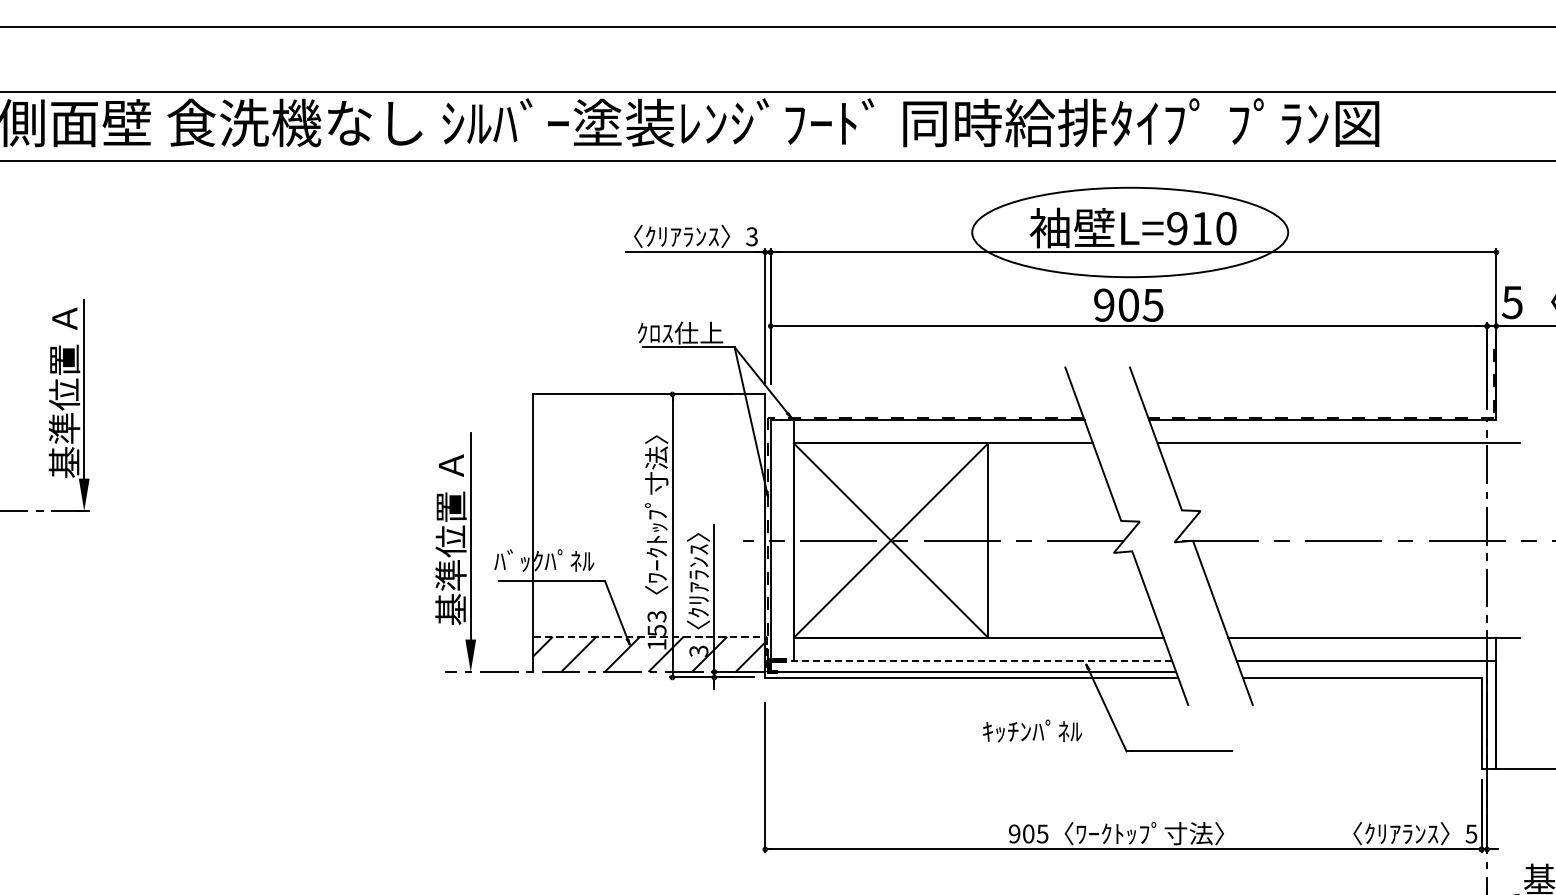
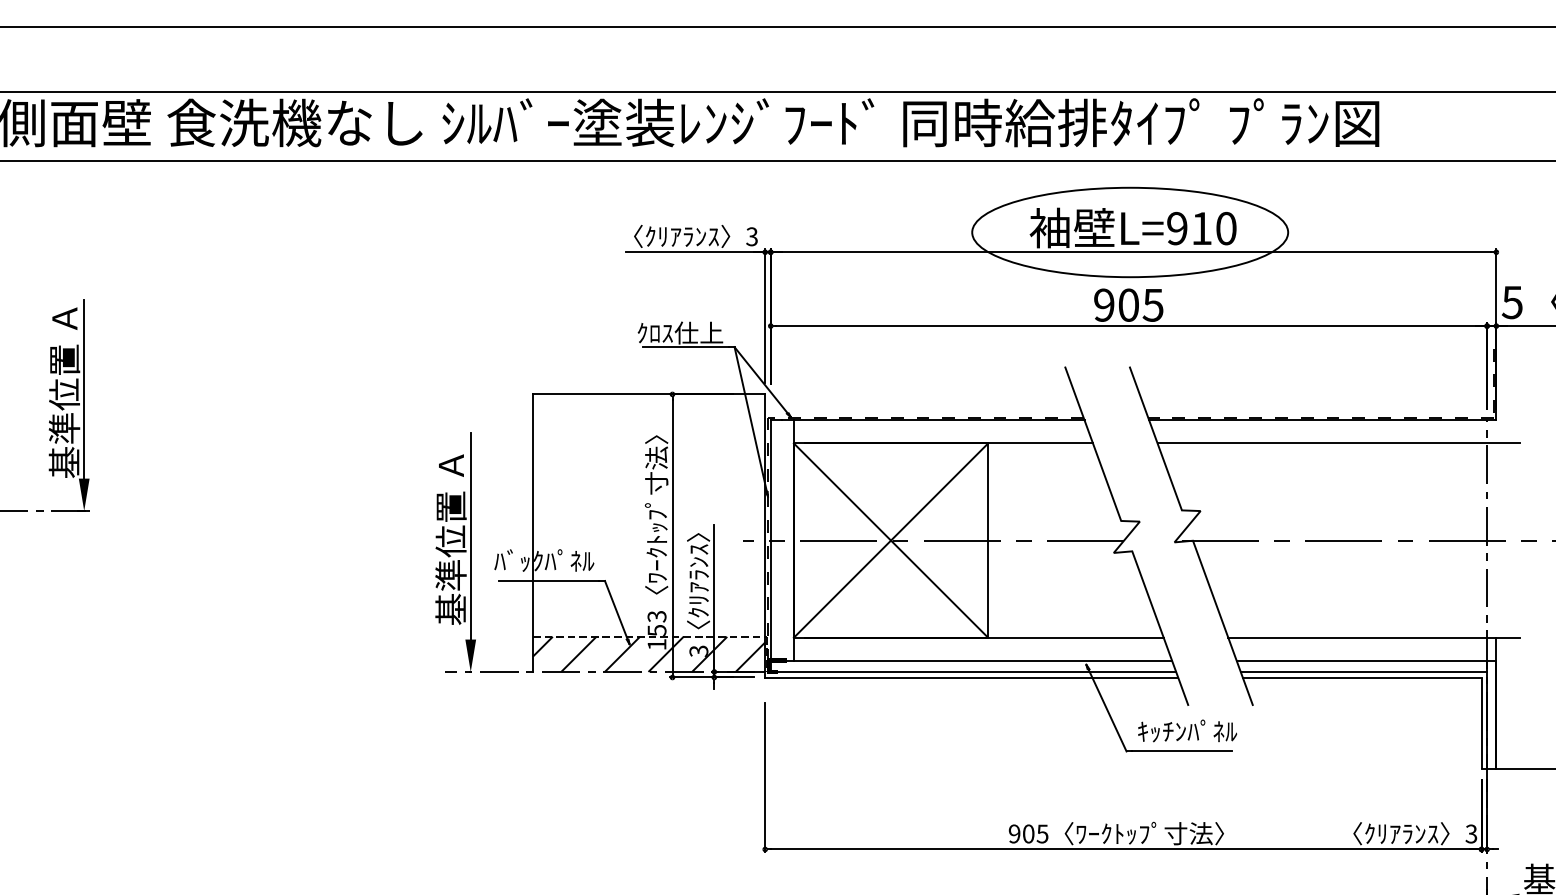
line: dashed -> solid (971, 660)
line: none -> present (1363, 671)
text position: (1032, 730) -> (1187, 730) (1187, 730)
text: 5 -> 3 (1471, 833)
